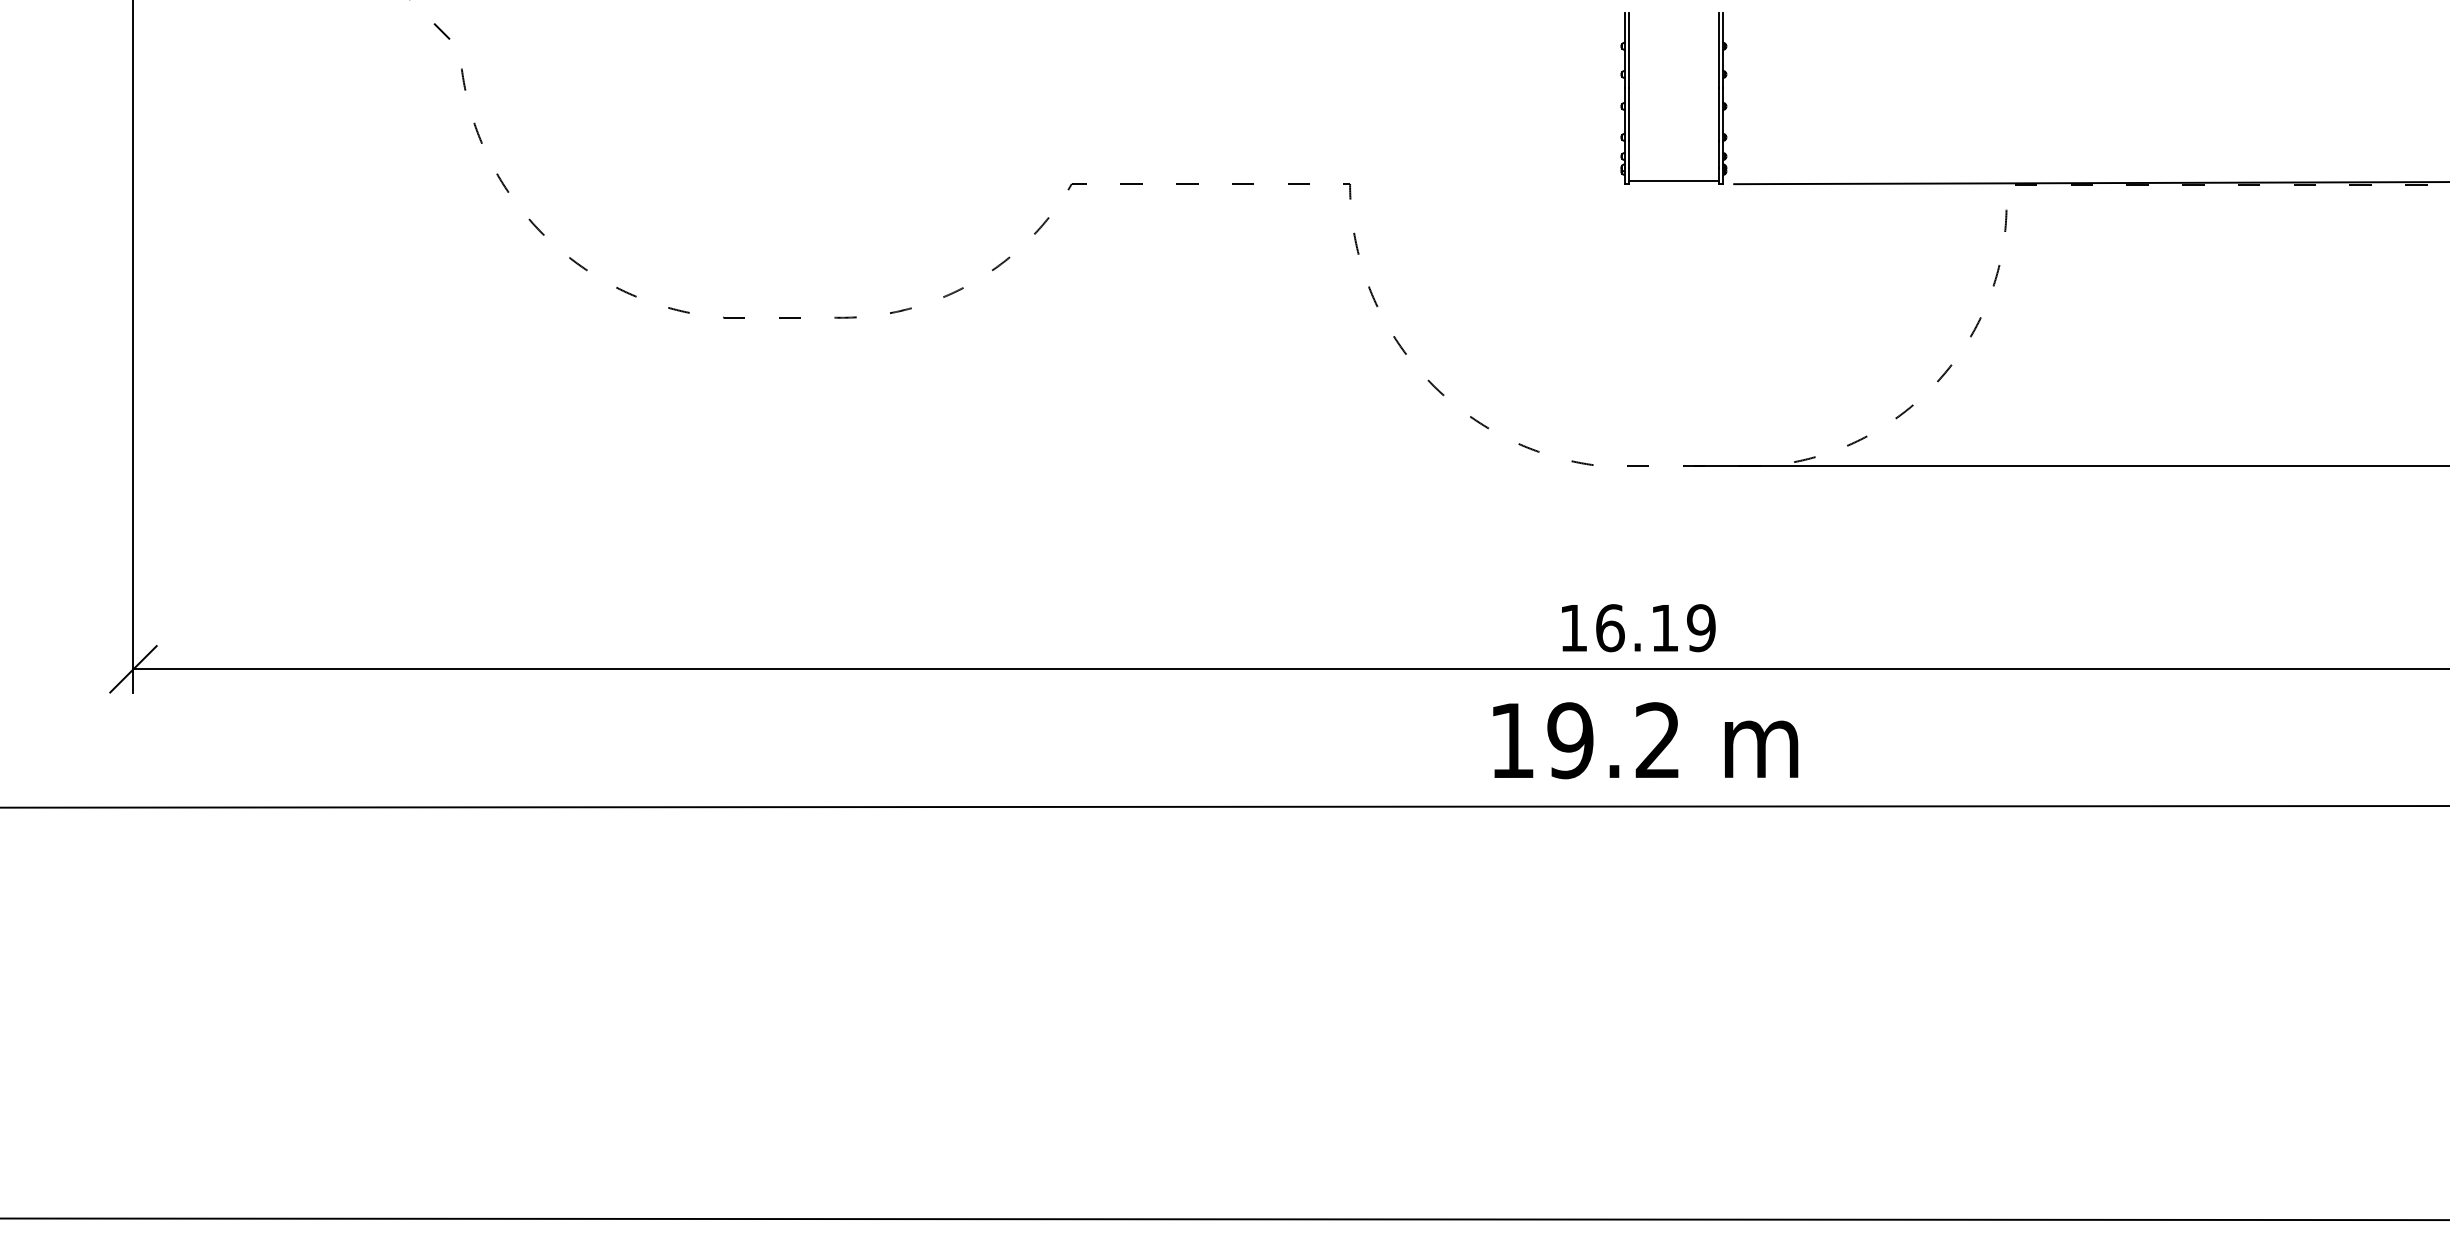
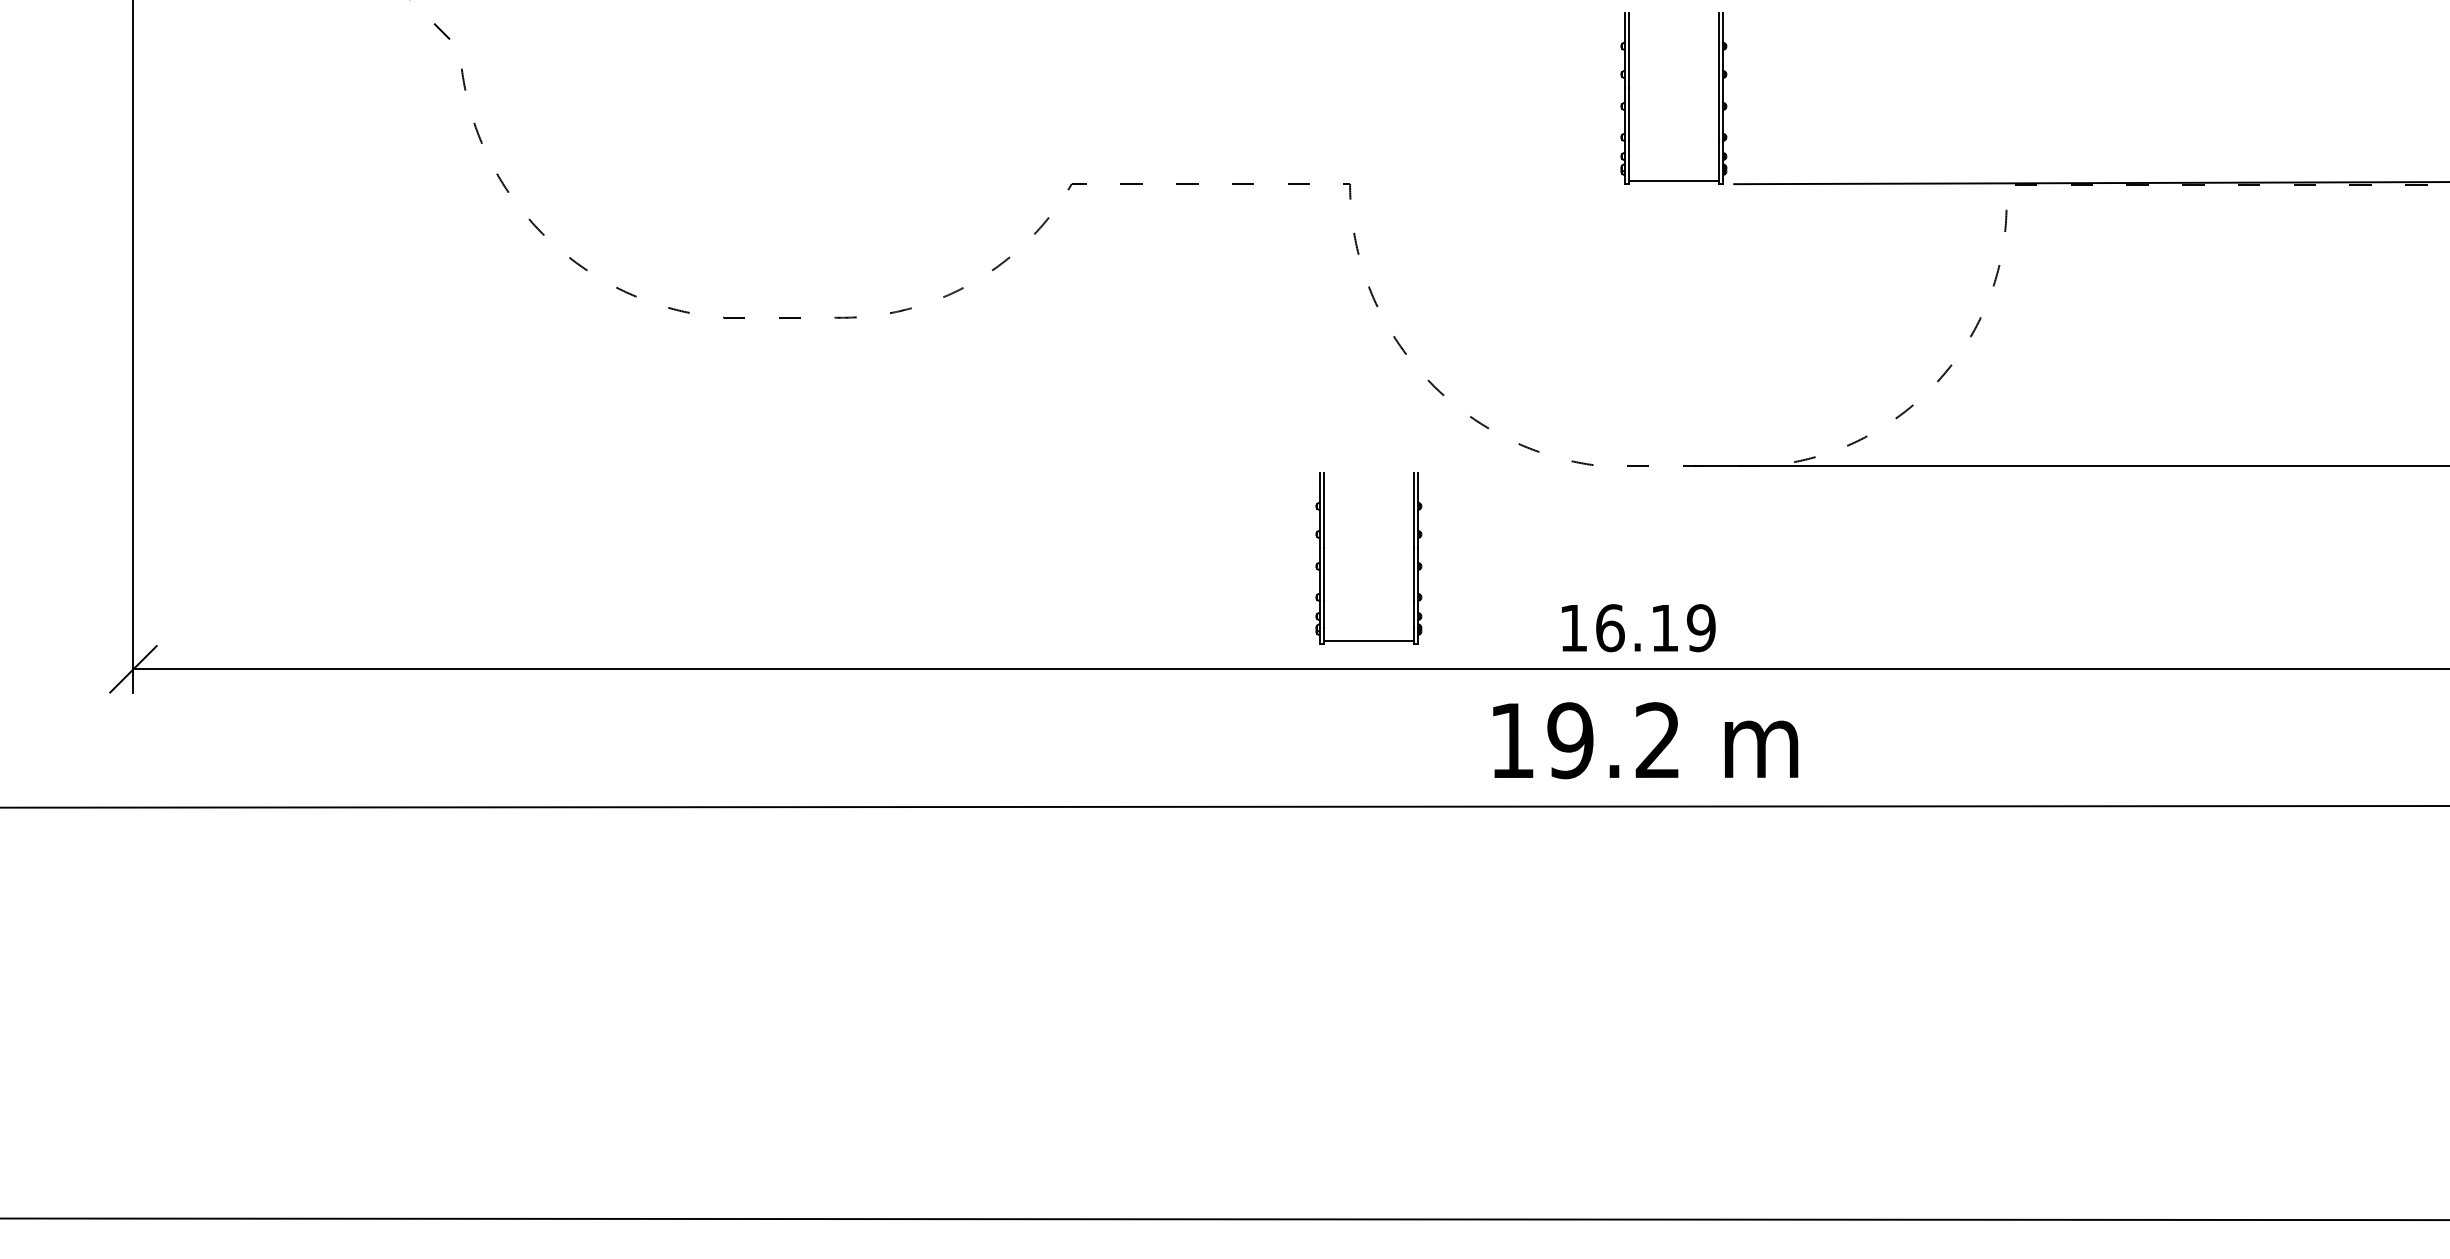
part: none -> present (1324, 558)
